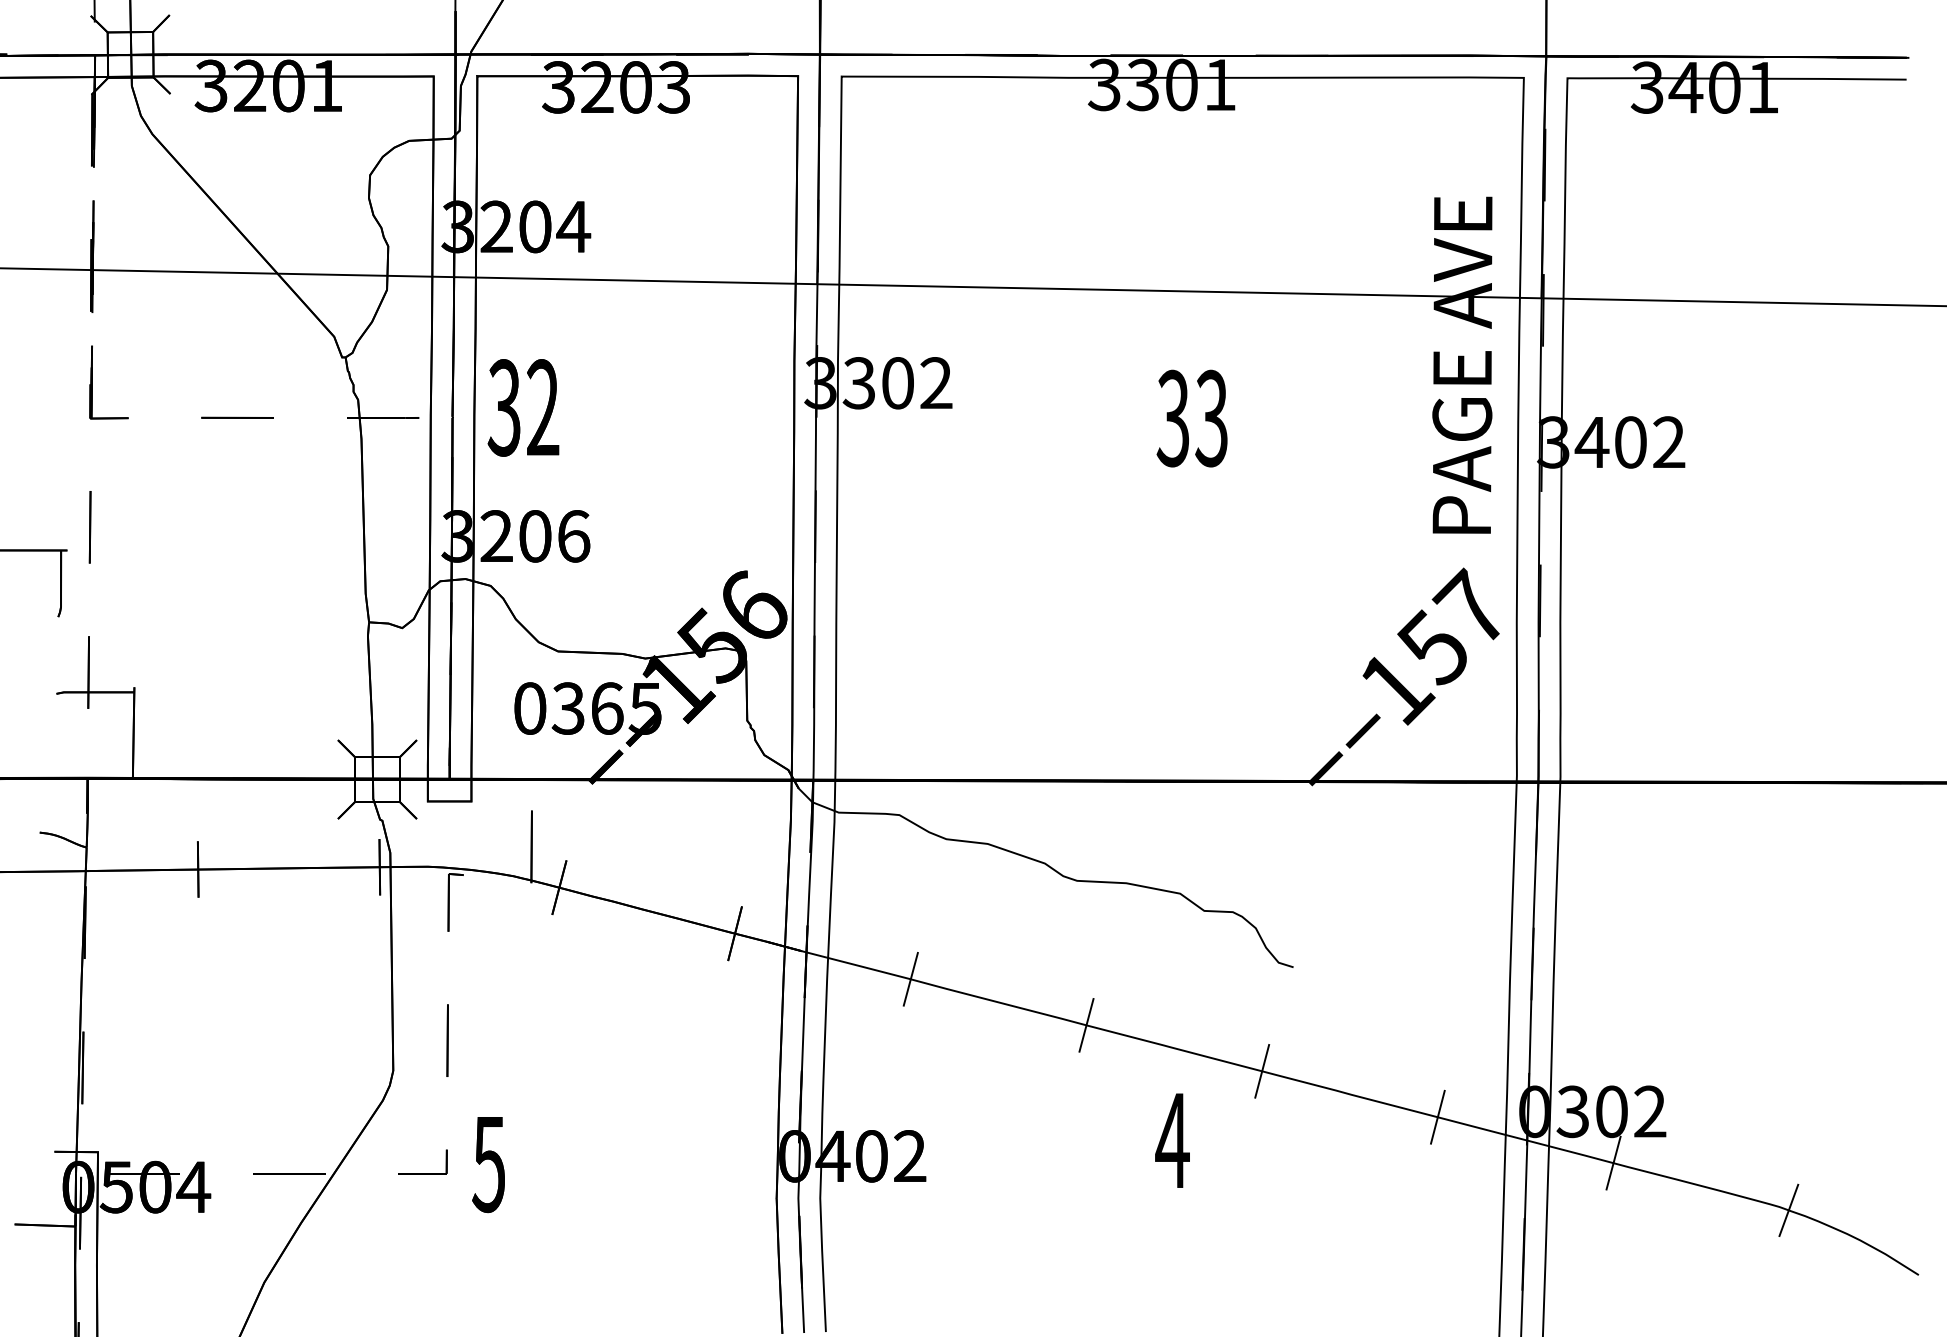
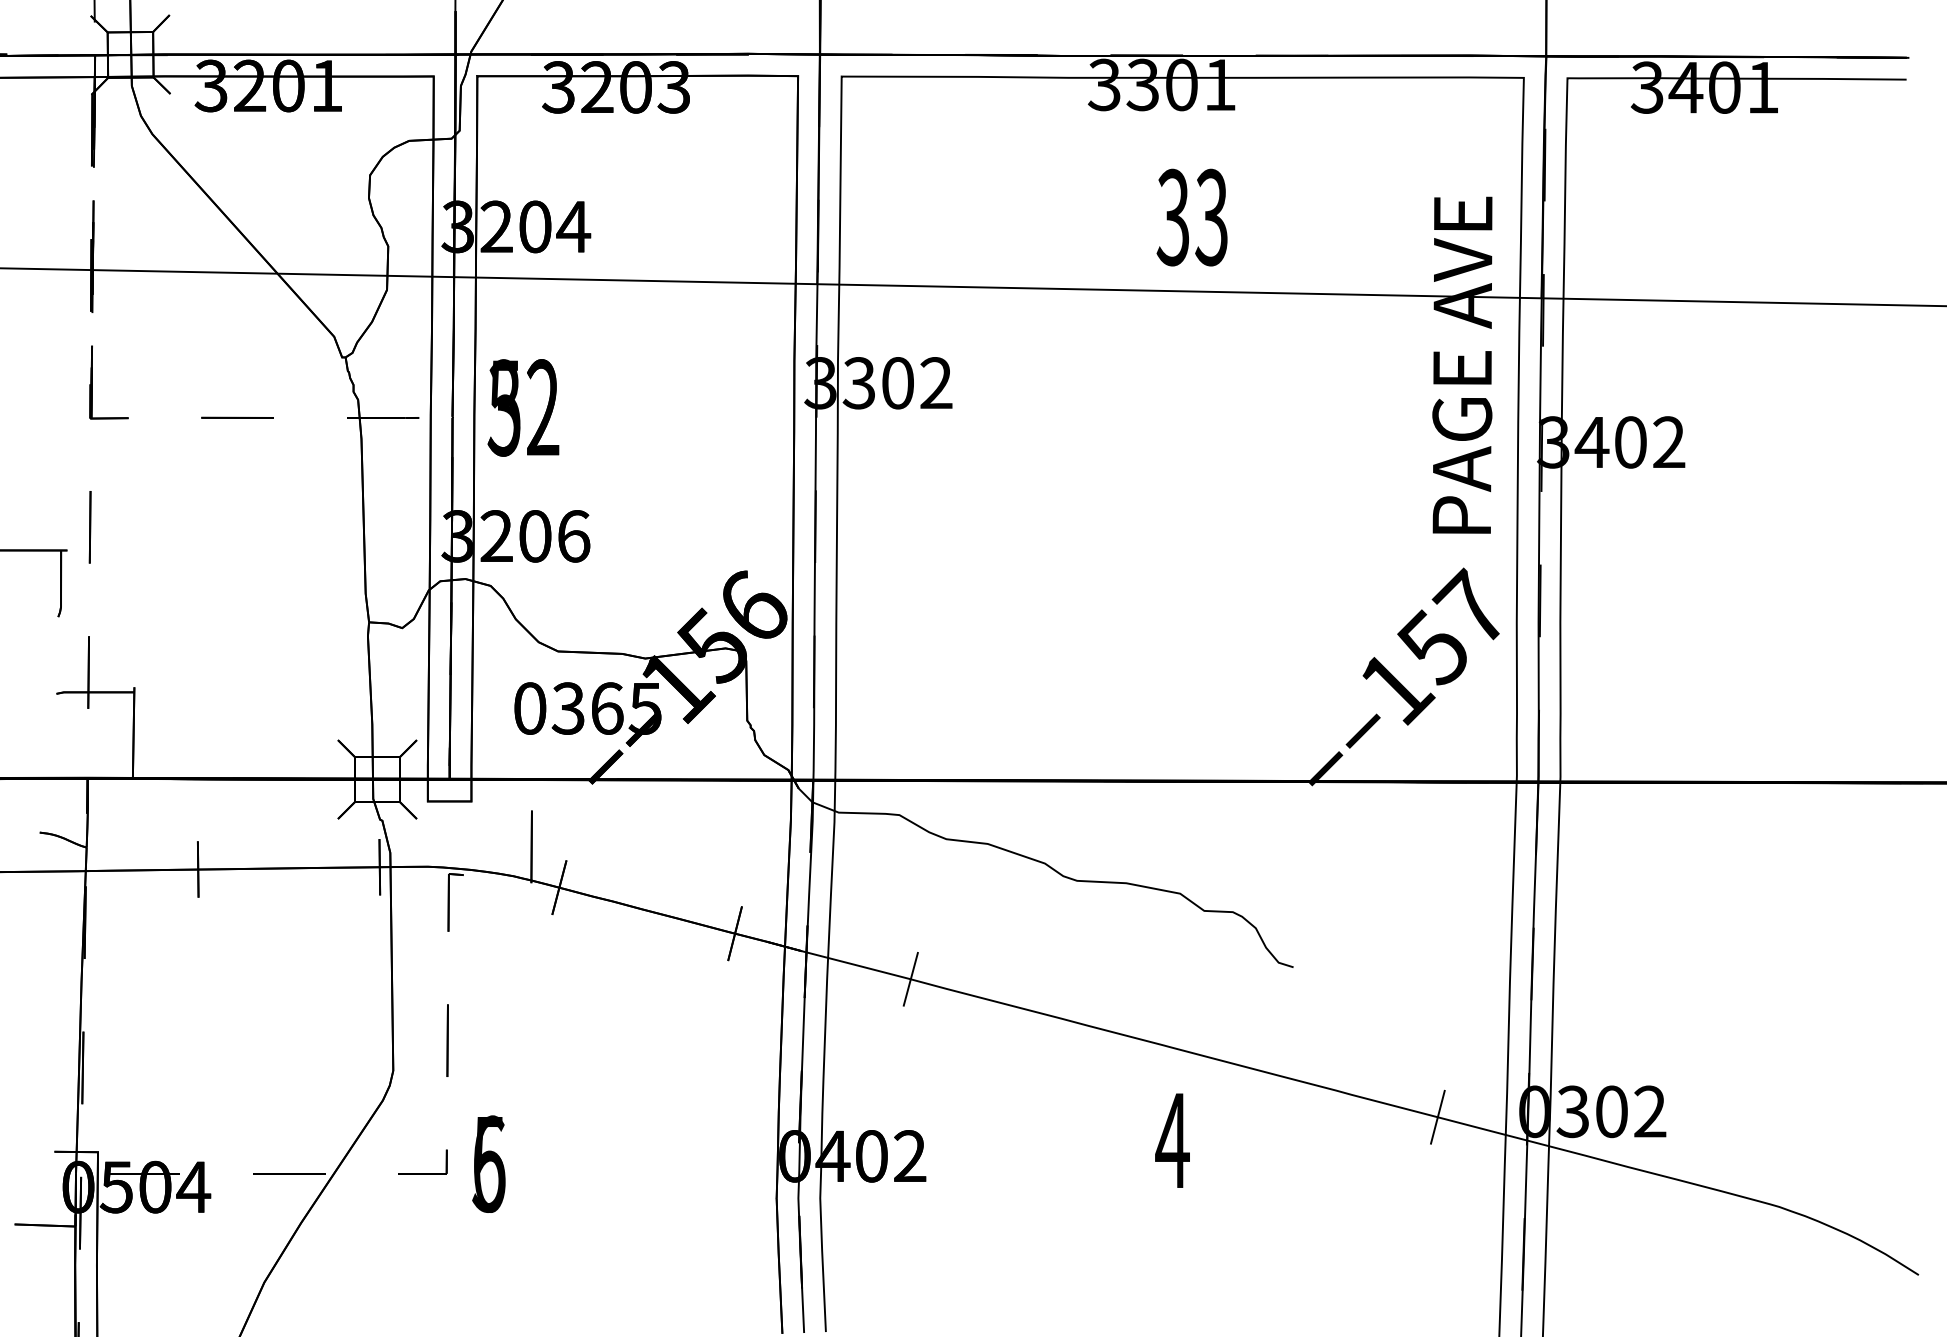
text: 32 -> 52 (503, 407)
text position: (1191, 418) -> (1191, 217) (1191, 217)
line: present -> none (1086, 1025)
line: present -> none (1262, 1071)
line: present -> none (1613, 1162)
text: 5 -> 6 (488, 1163)
line: present -> none (1788, 1210)
